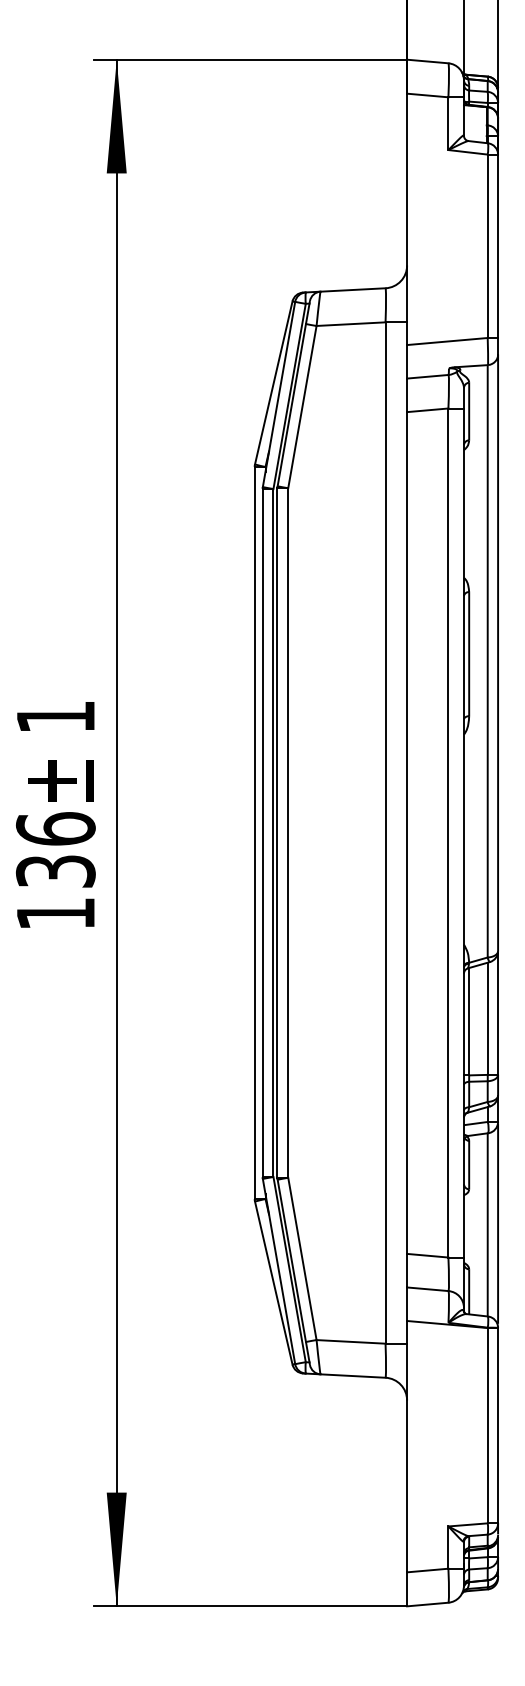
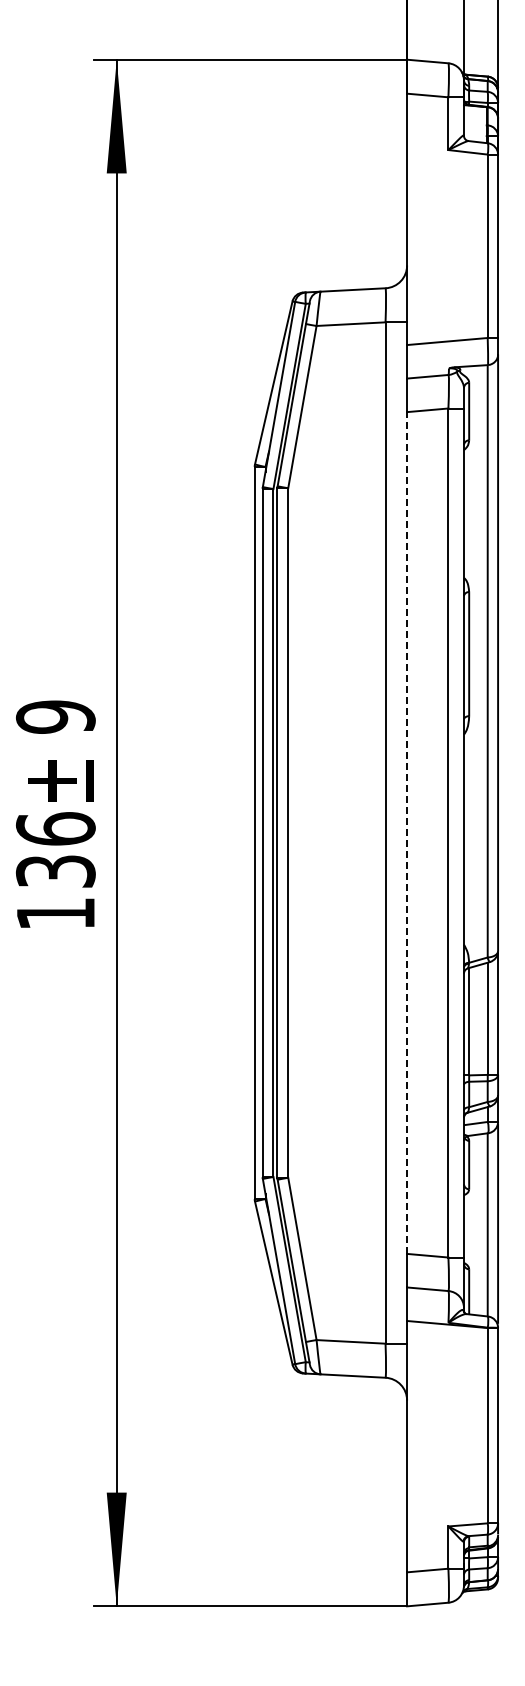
text: 1 -> 9 (55, 716)
line: solid -> dashed (407, 833)
